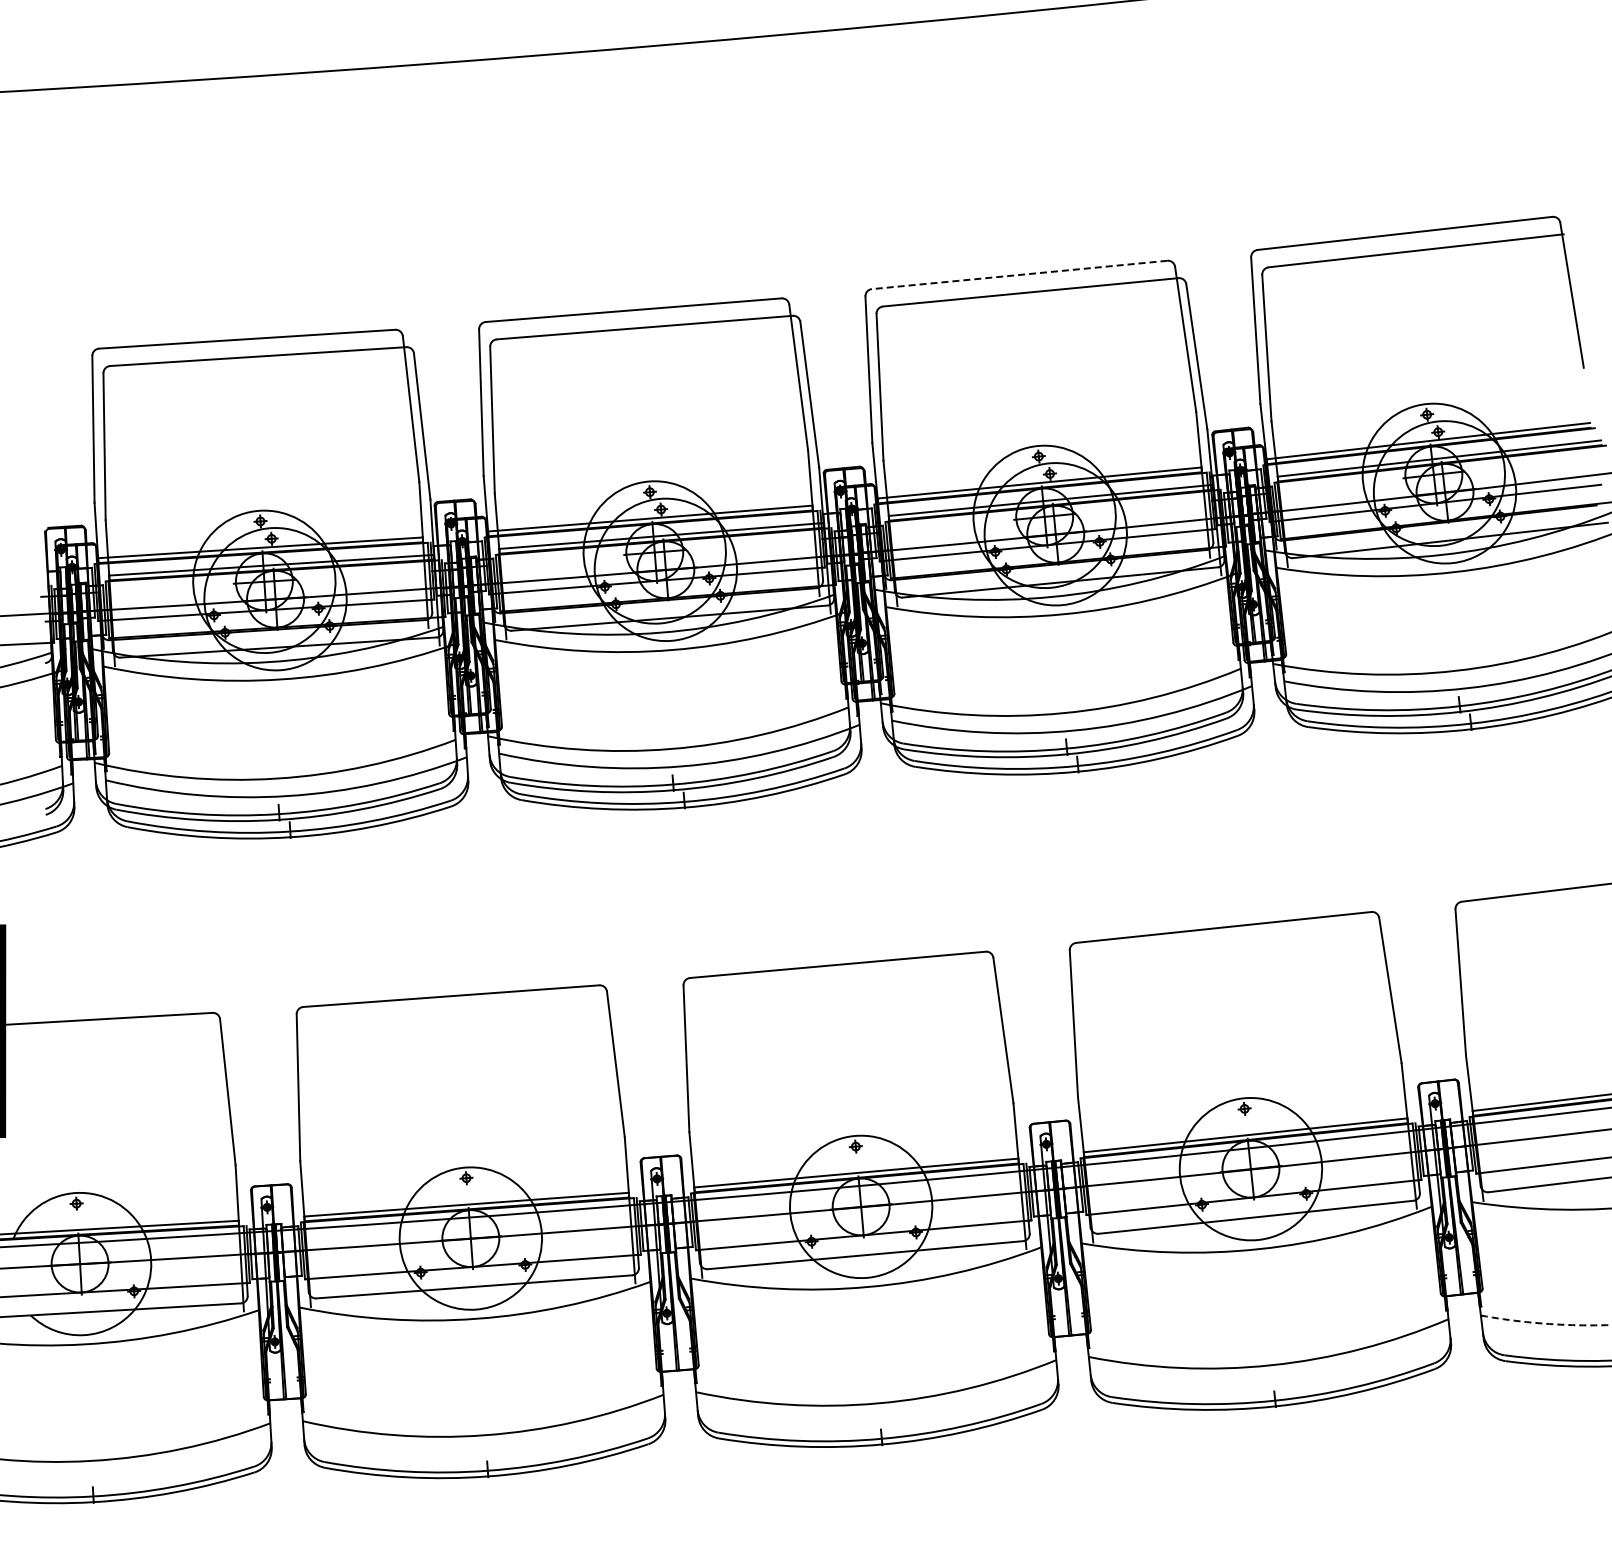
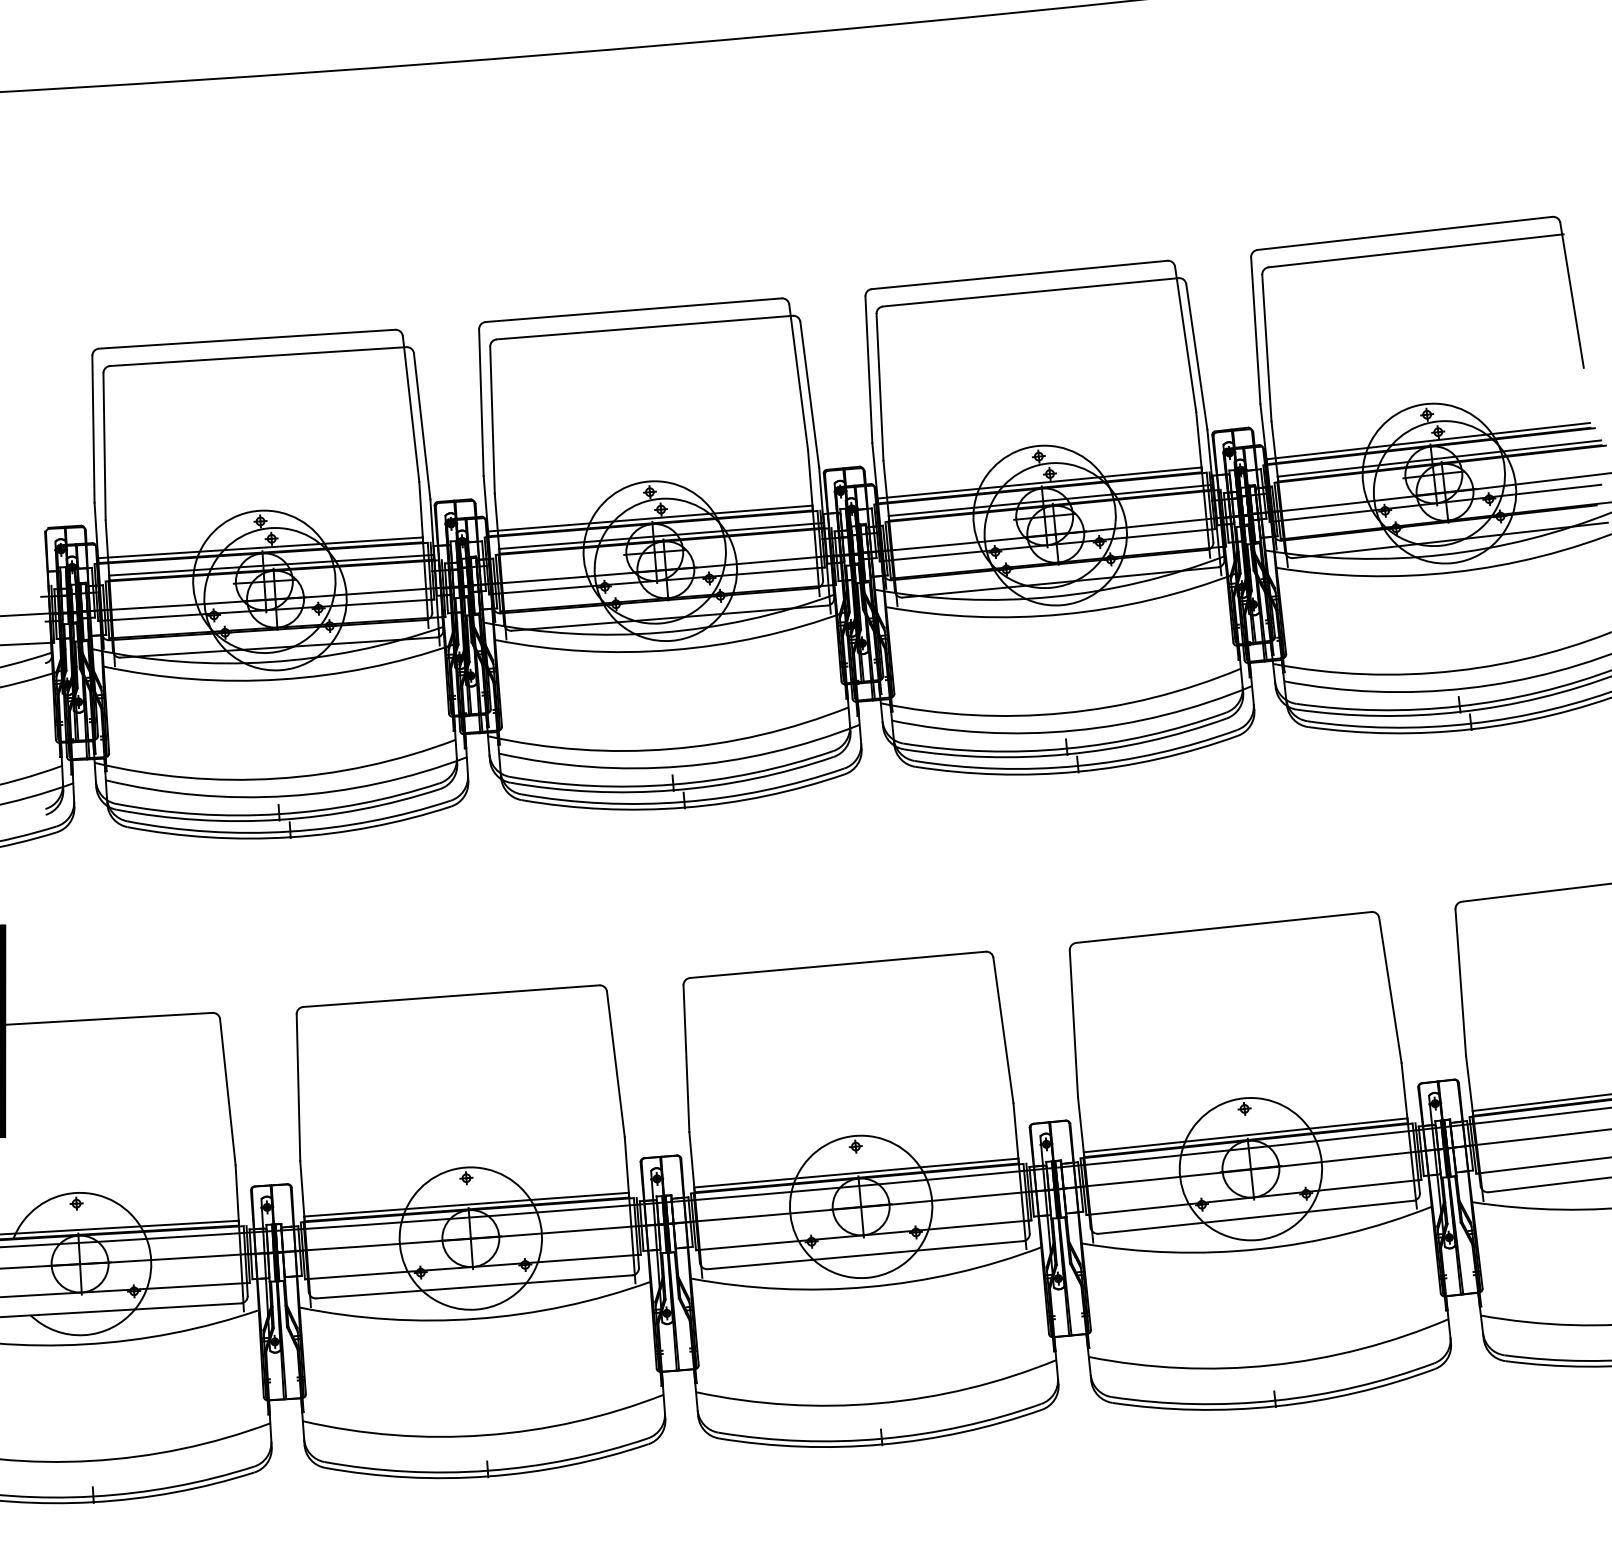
line: dashed -> solid (1019, 275)
arc: dashed -> solid (1545, 1323)
